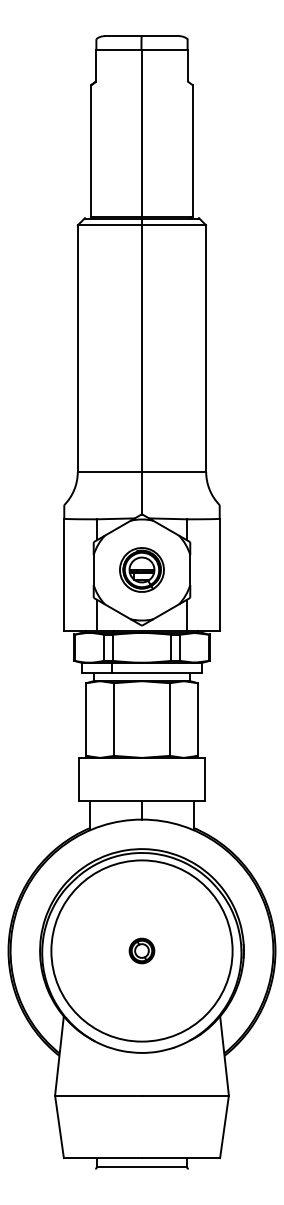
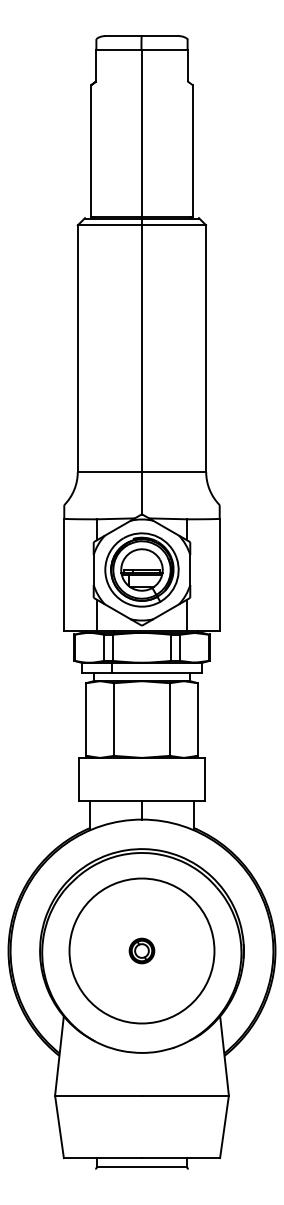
part size: 46x46 px -> 76x76 px (141, 569)
circle diameter: 181 px -> 145 px (141, 950)
